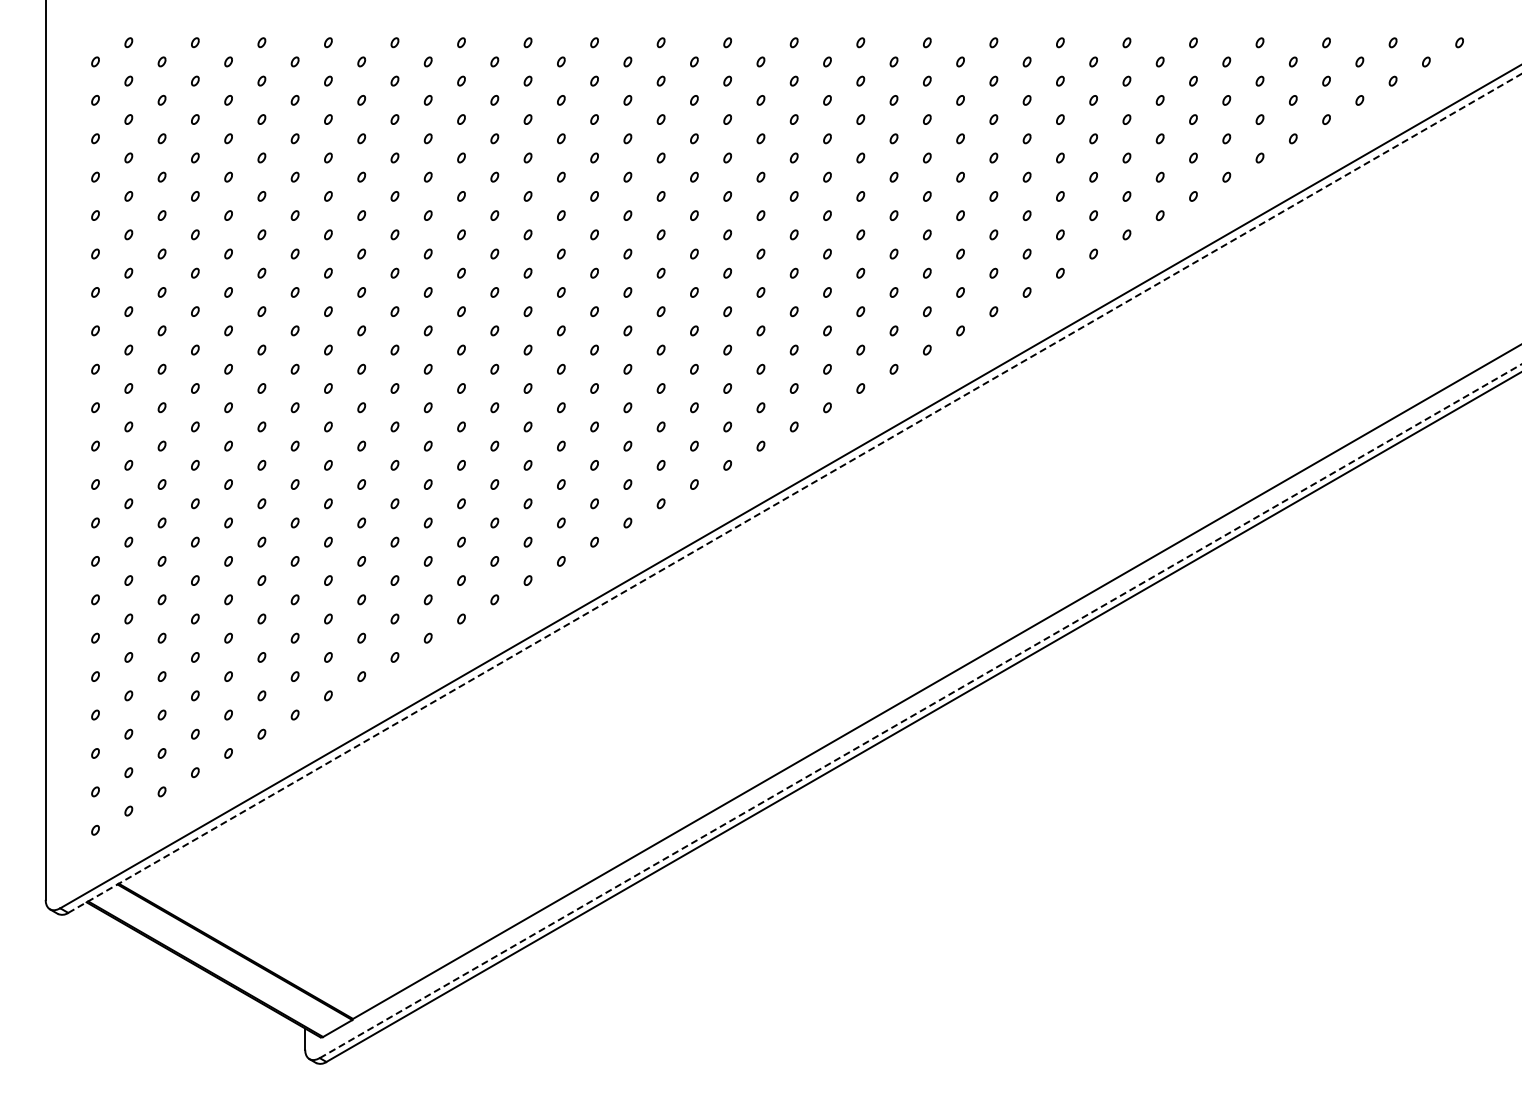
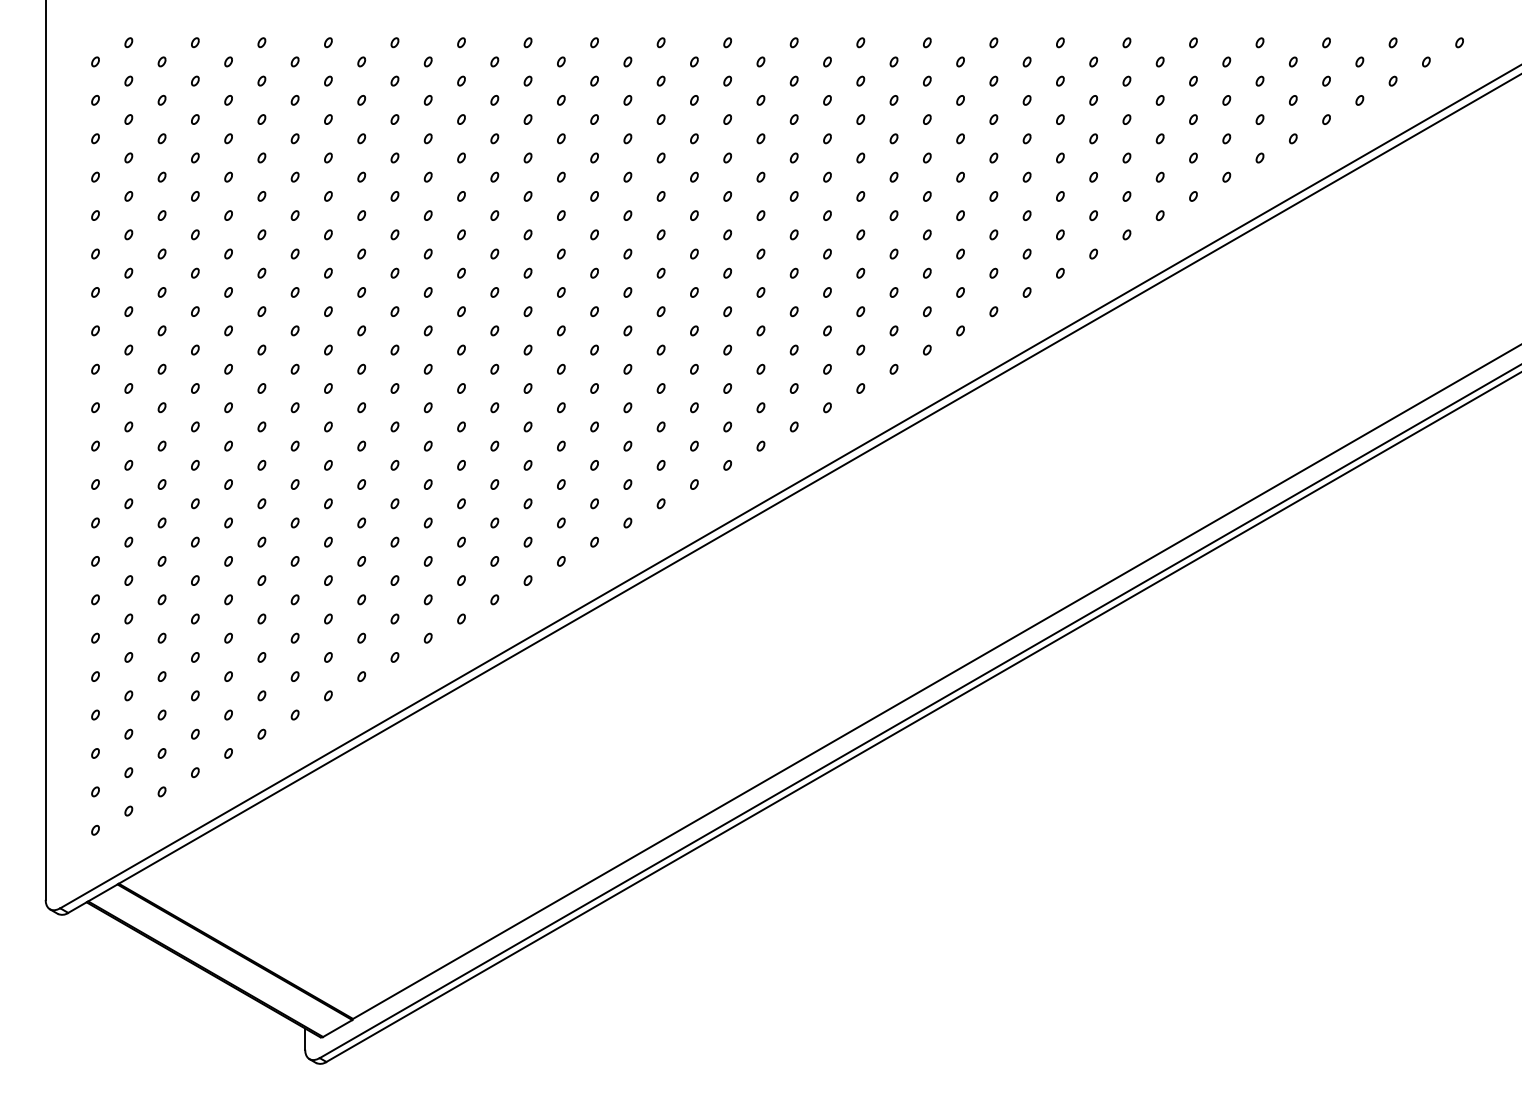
line: dashed -> solid (795, 493)
line: dashed -> solid (920, 711)
